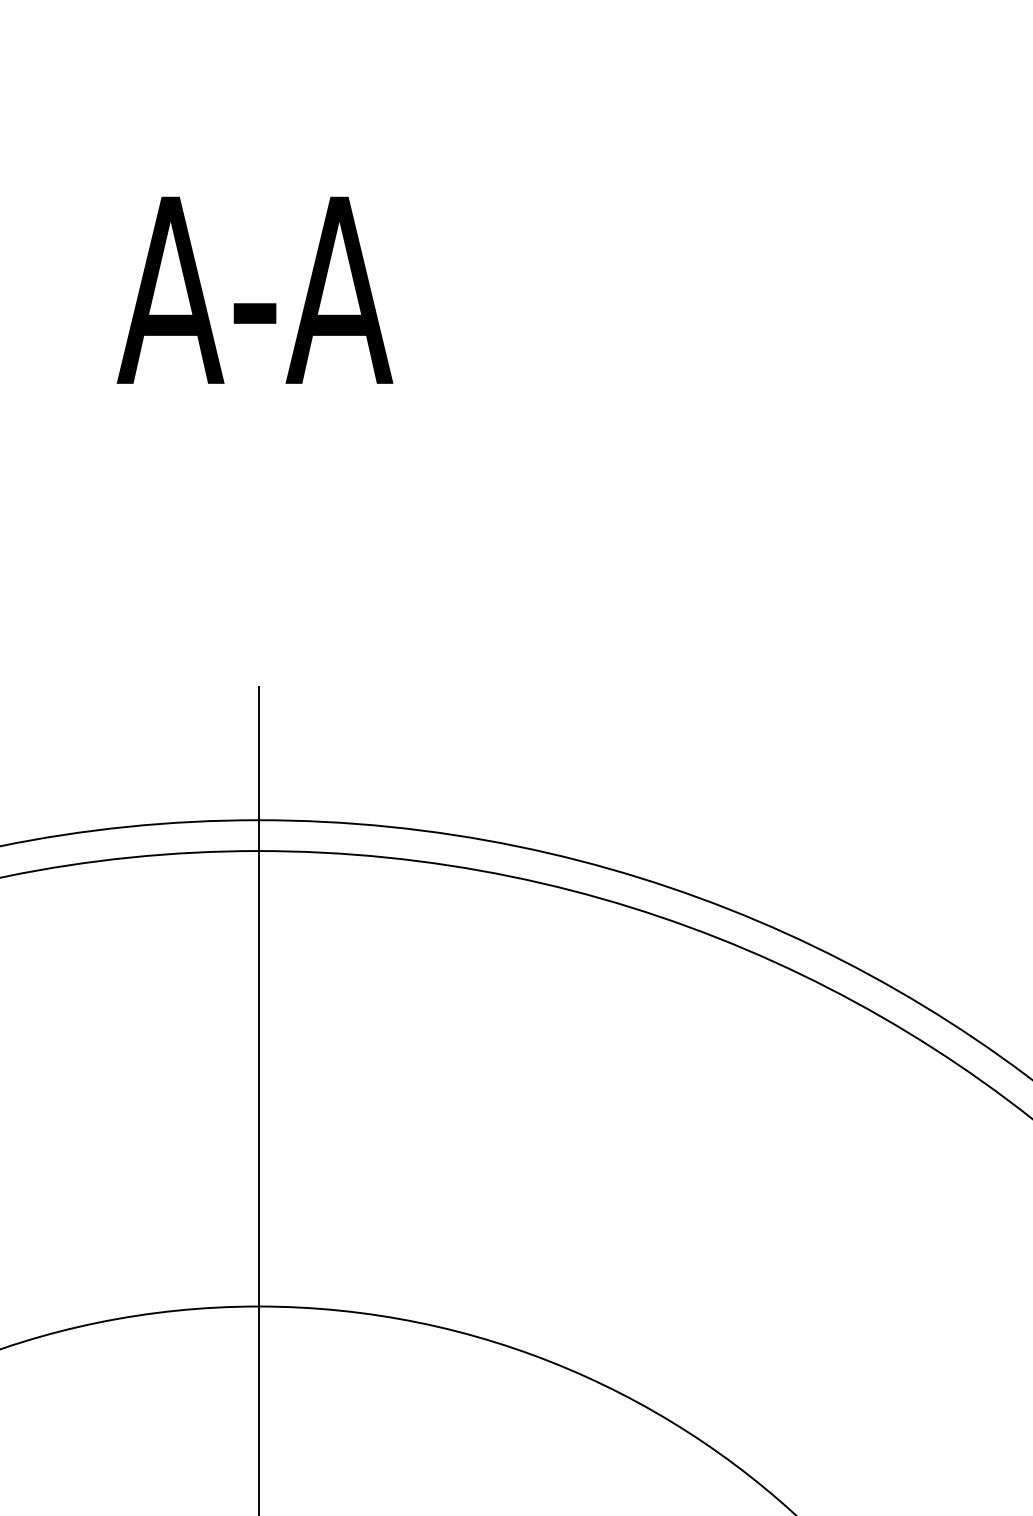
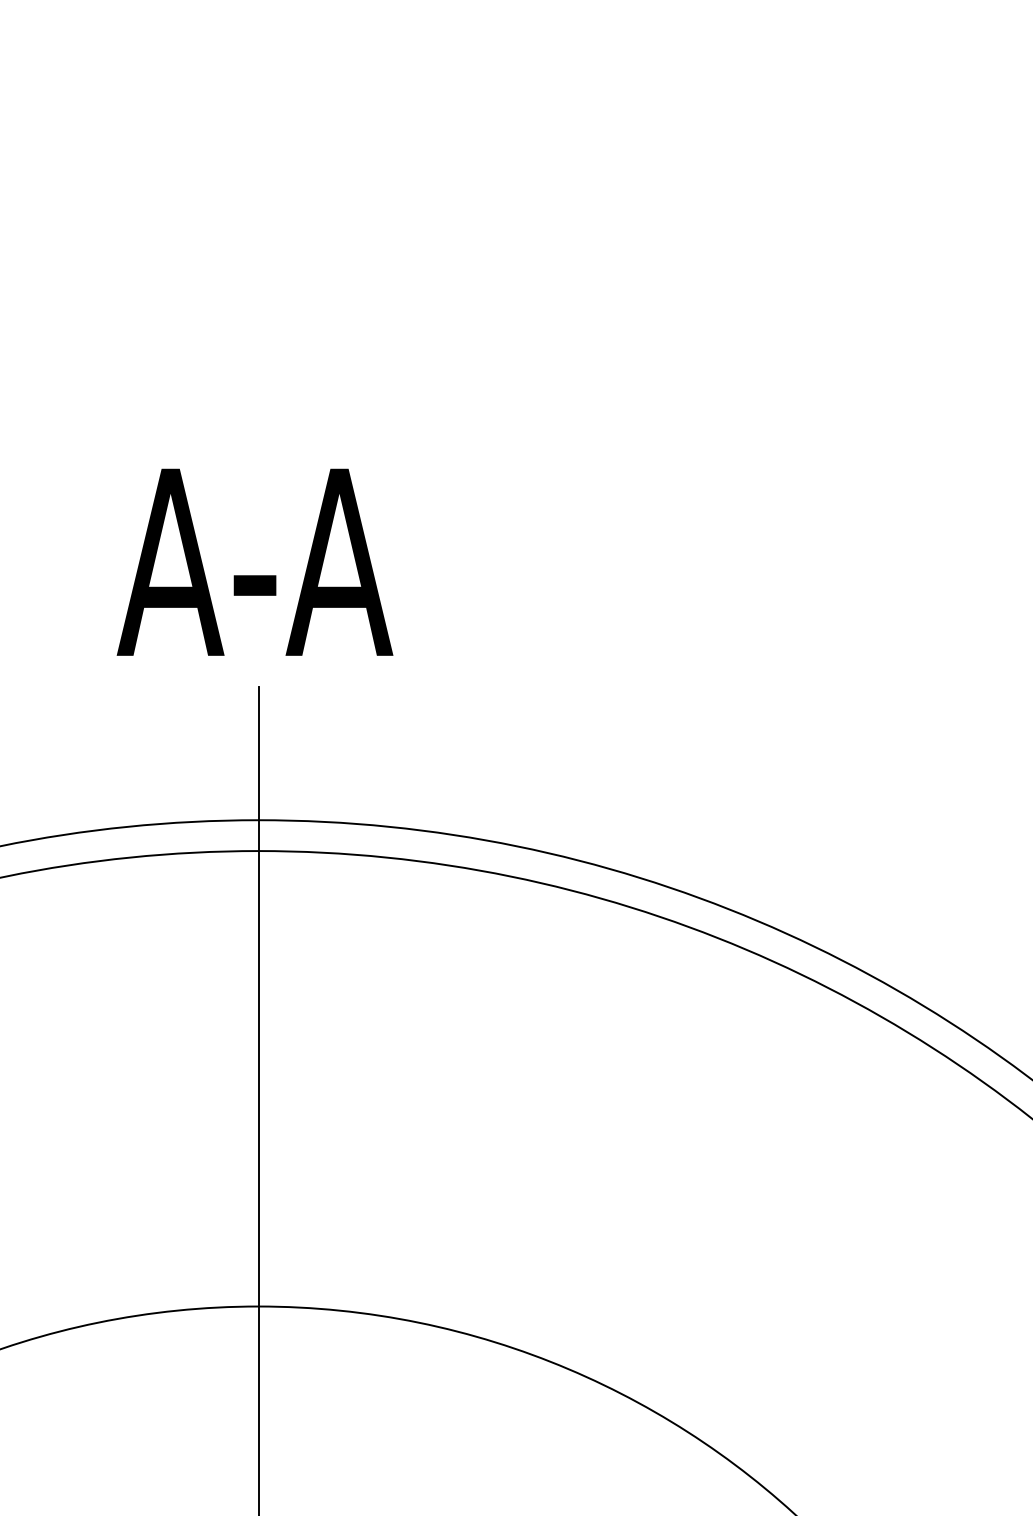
text position: (254, 289) -> (254, 561) (254, 561)
